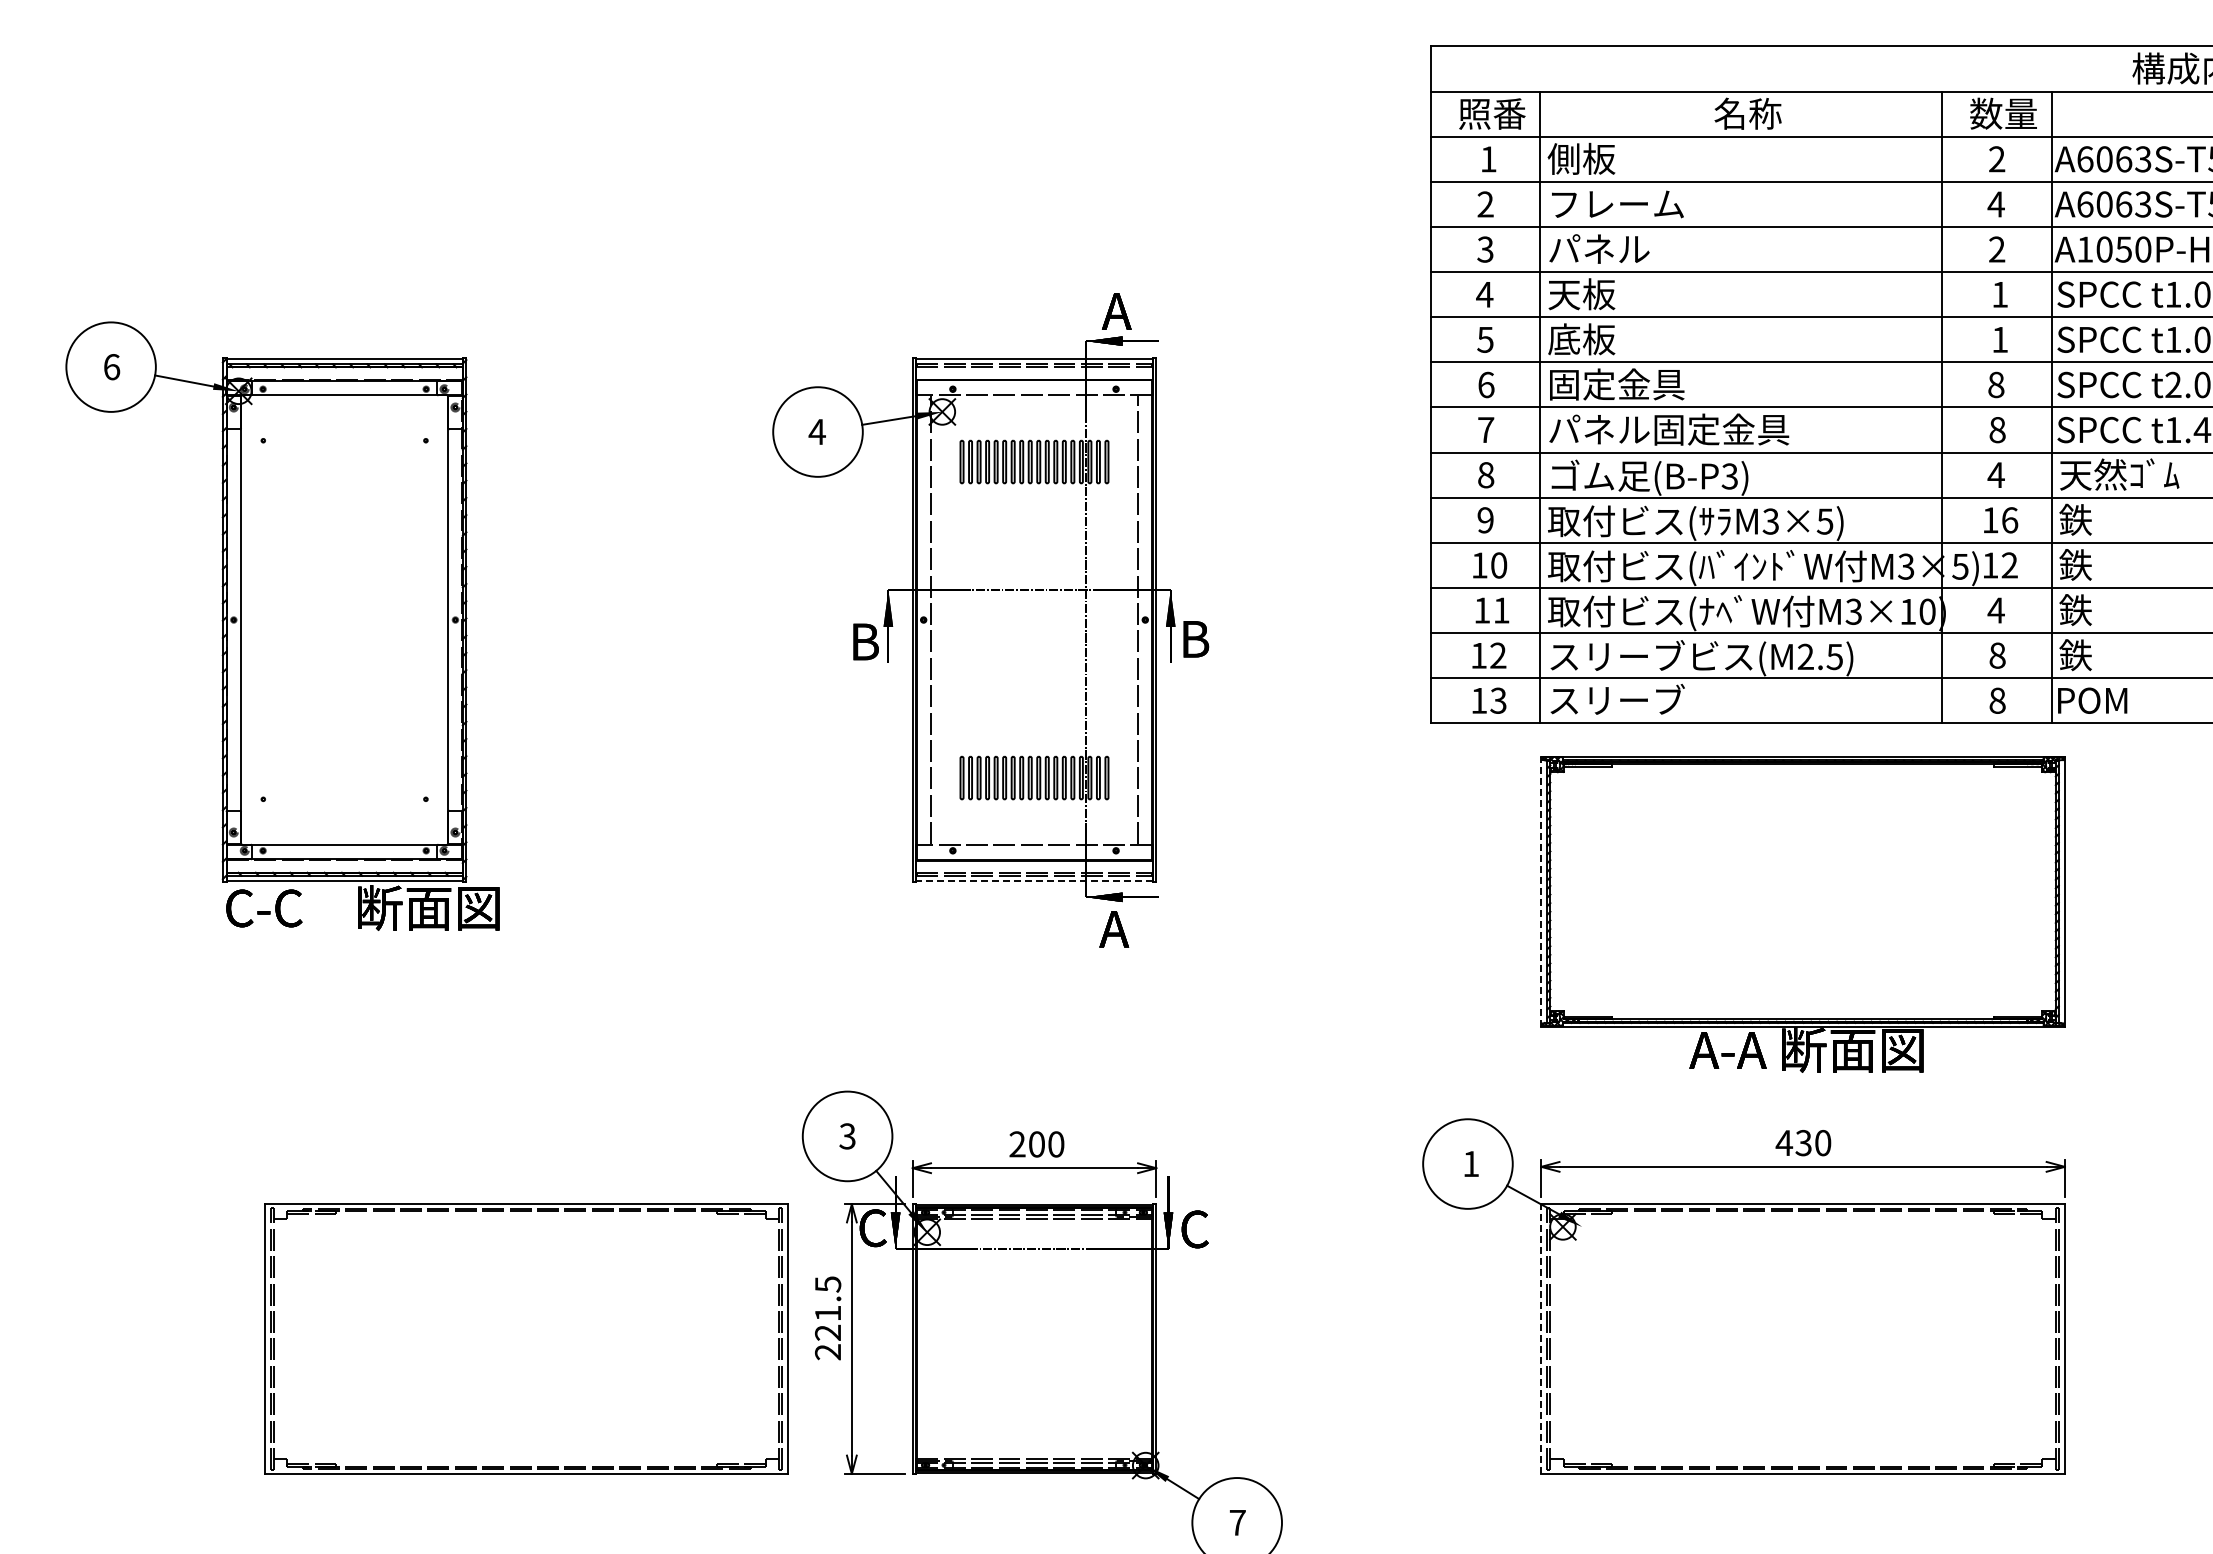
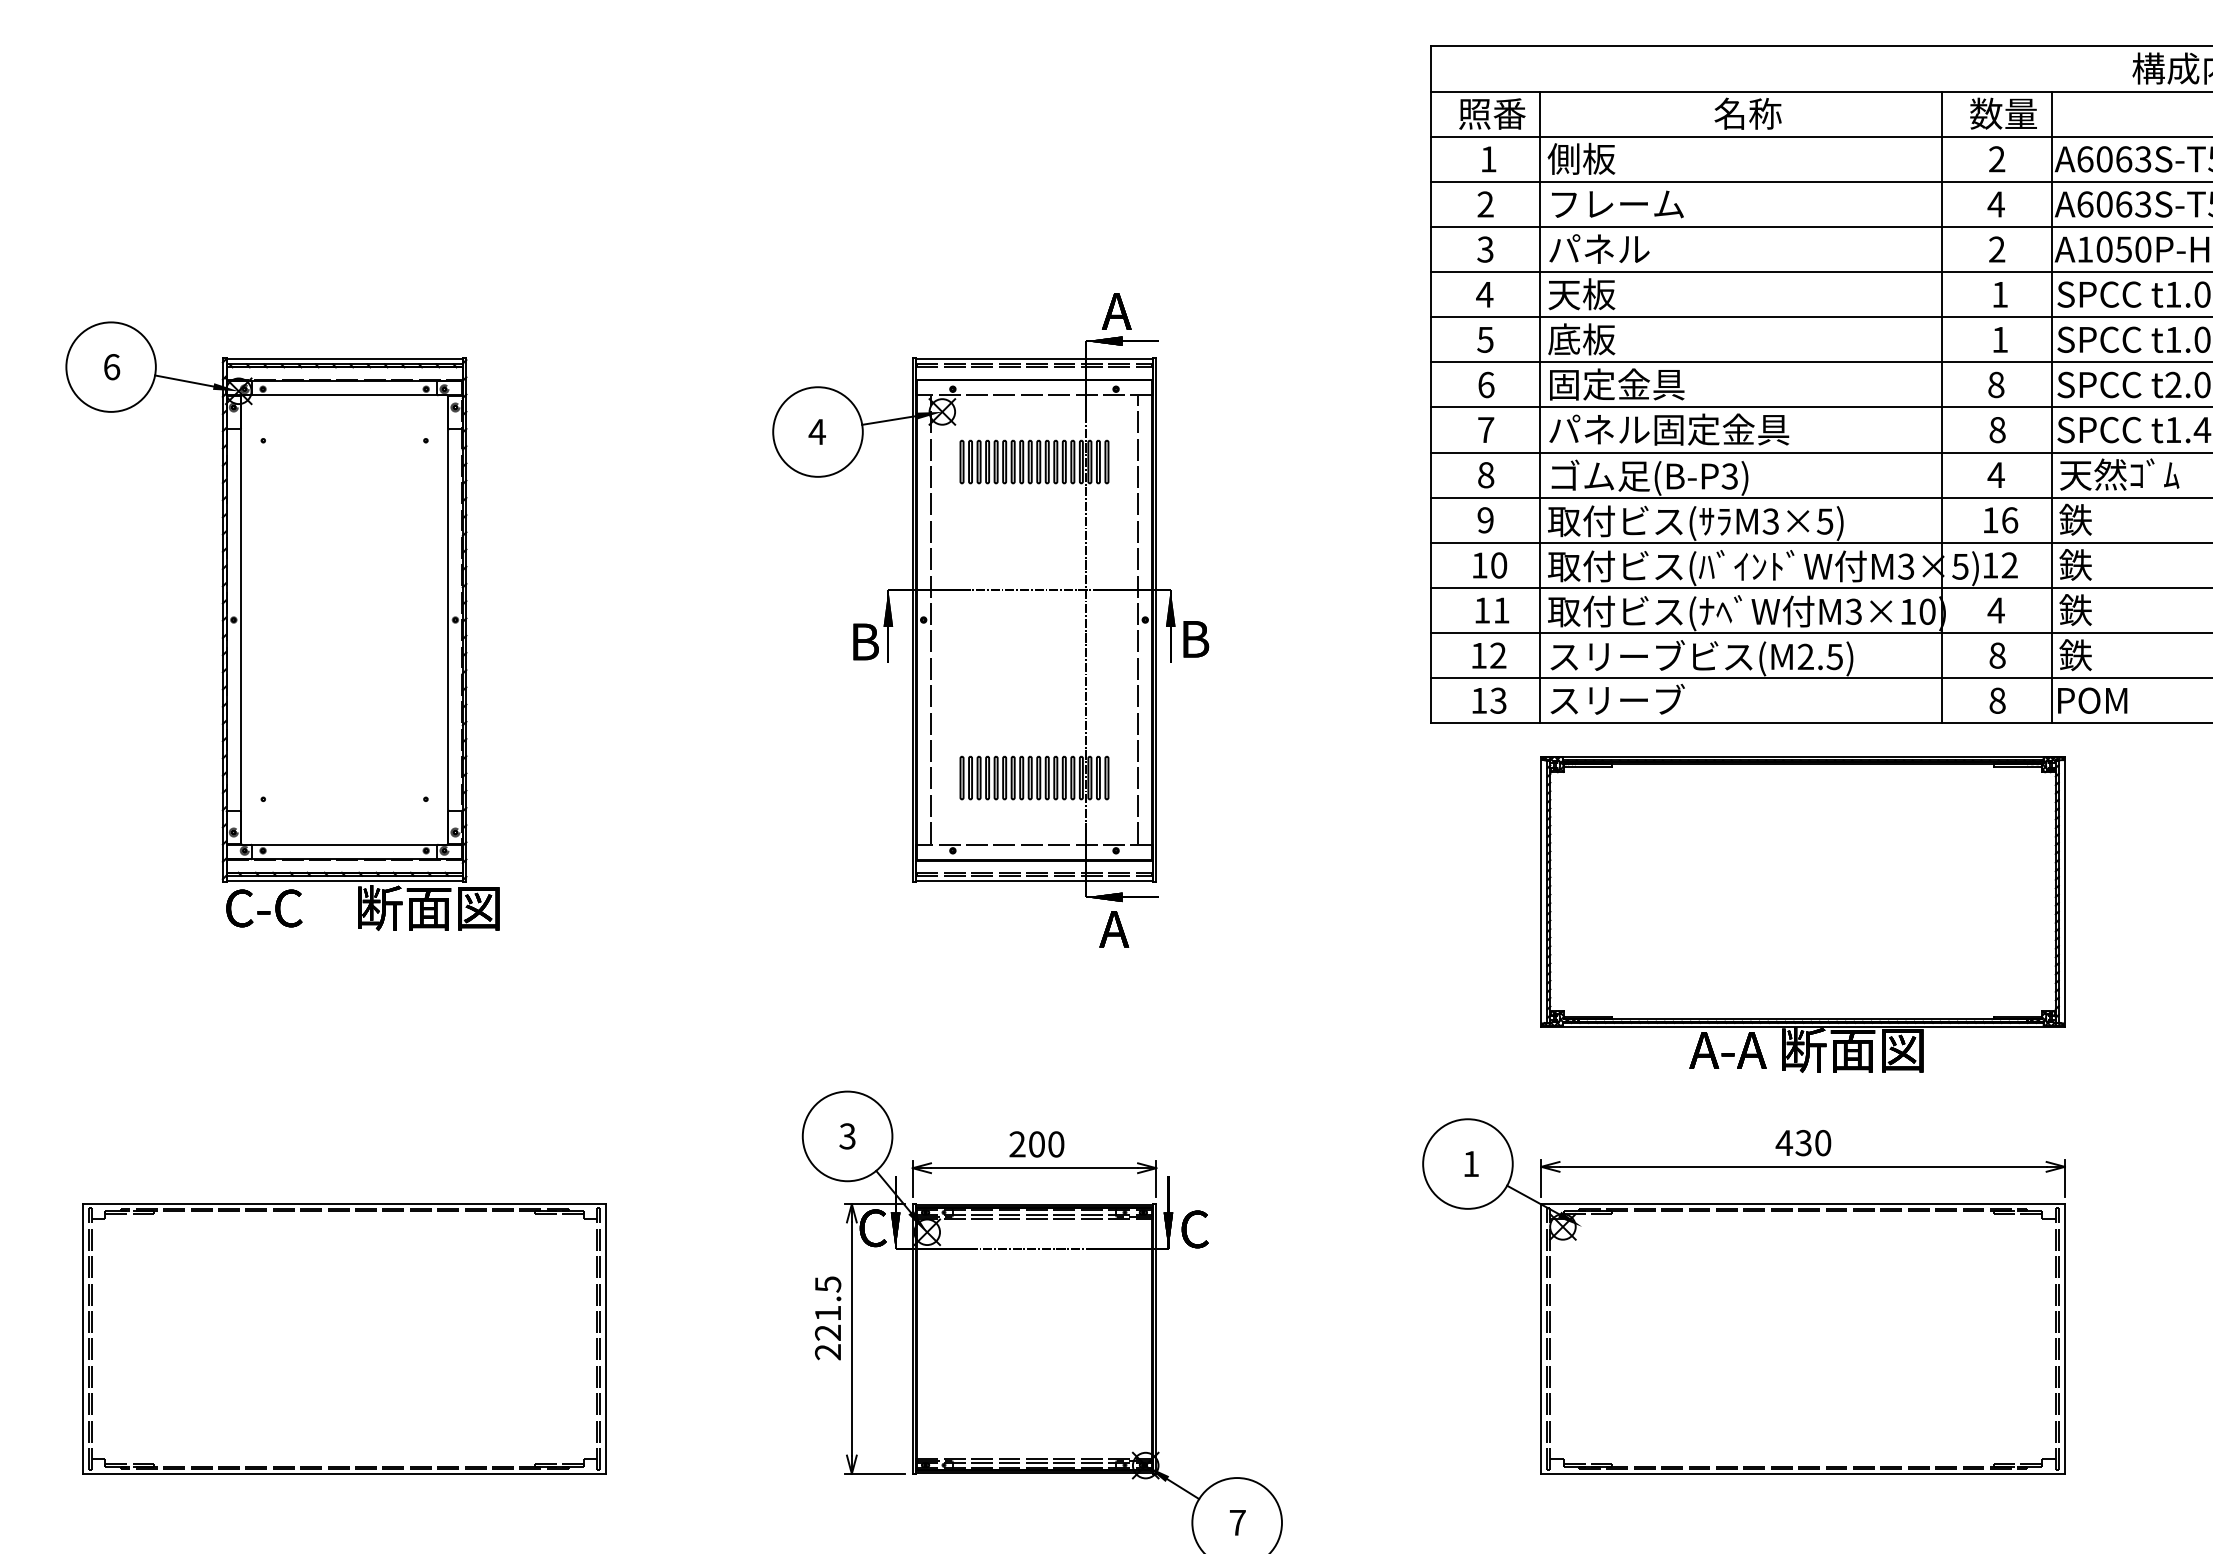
line: dashed -> solid (1033, 881)
line: dashed -> solid (1541, 891)
part position: (526, 1338) -> (344, 1338) (344, 1338)
line: dashed -> solid (1541, 1338)
